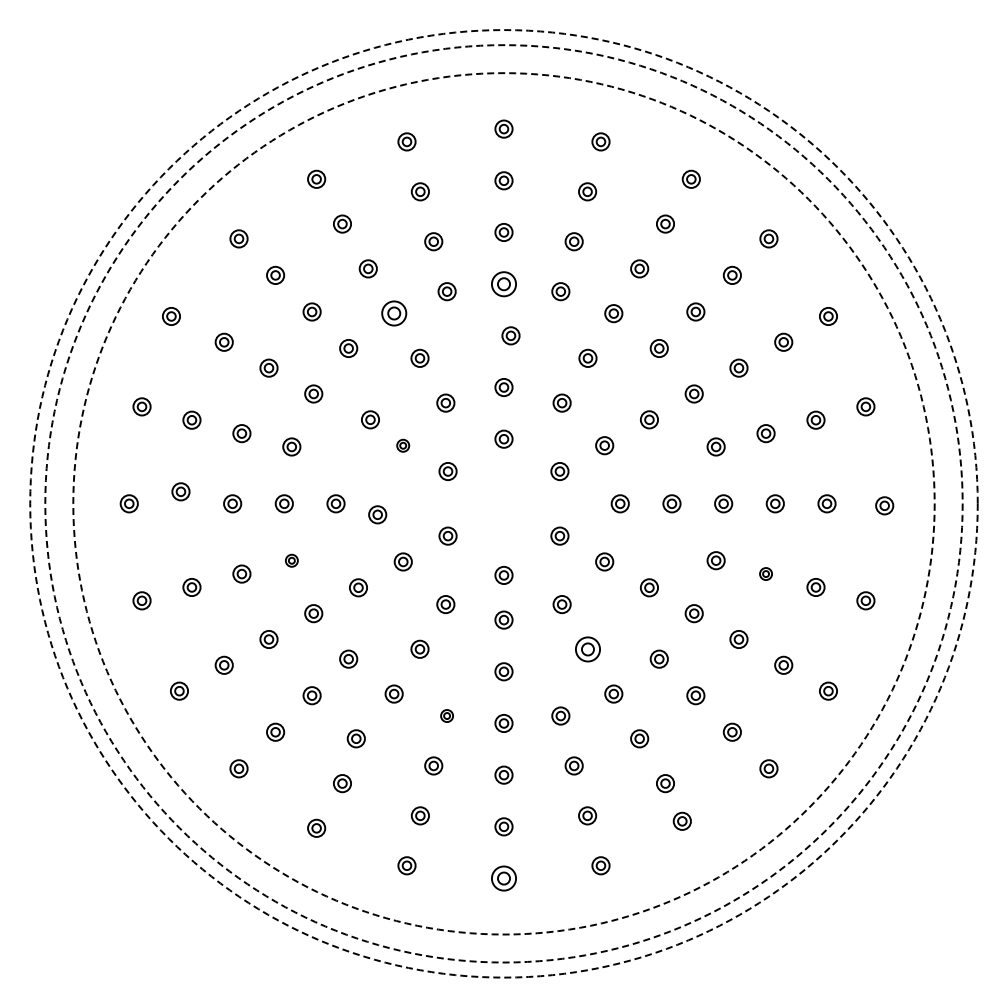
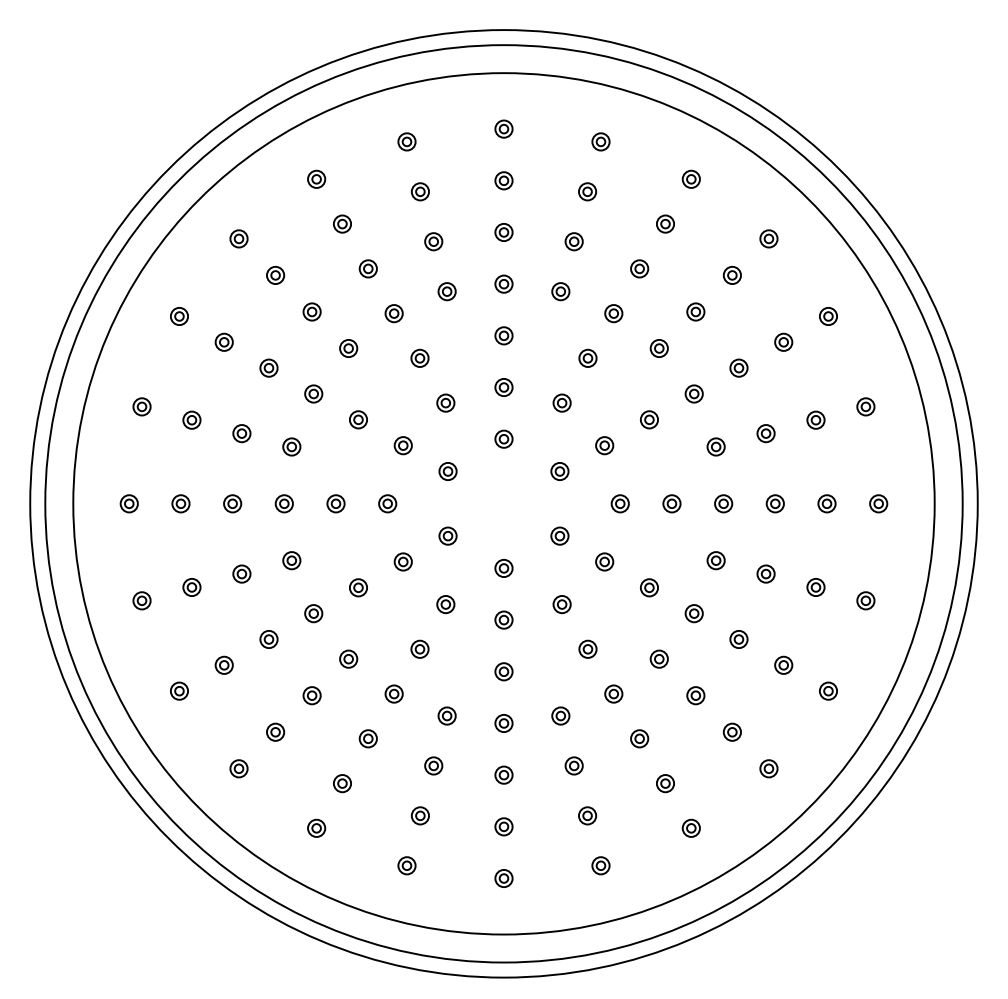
part size: 26x27 px -> 20x20 px (503, 283)
part size: 27x27 px -> 20x20 px (393, 313)
part position: (171, 316) -> (179, 316) (179, 316)
part position: (510, 335) -> (503, 335) (503, 335)
part position: (370, 419) -> (358, 419) (358, 419)
part size: 15x15 px -> 20x20 px (402, 445)
part position: (180, 491) -> (180, 503) (180, 503)
circle: dashed -> solid (503, 503)
circle: dashed -> solid (503, 503)
circle: dashed -> solid (503, 503)
part position: (884, 505) -> (878, 503) (878, 503)
part position: (377, 514) -> (387, 503) (387, 503)
part size: 14x15 px -> 20x20 px (291, 560)
part size: 14x14 px -> 20x20 px (765, 573)
part position: (503, 575) -> (503, 568) (503, 568)
part size: 26x27 px -> 20x20 px (587, 648)
part size: 14x14 px -> 20x20 px (446, 715)
part position: (355, 738) -> (367, 738) (367, 738)
part position: (681, 820) -> (690, 827) (690, 827)
part size: 26x27 px -> 20x19 px (503, 878)
